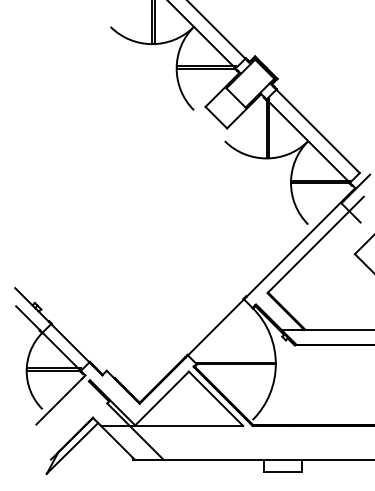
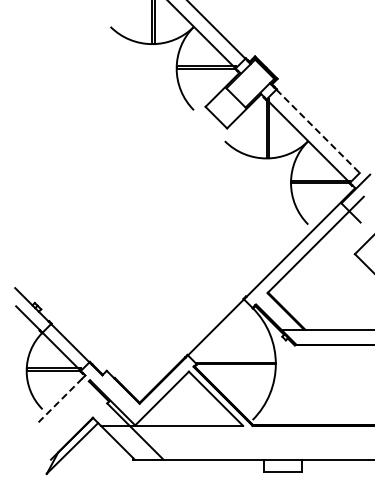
line: solid -> dashed (318, 131)
line: solid -> dashed (59, 401)
